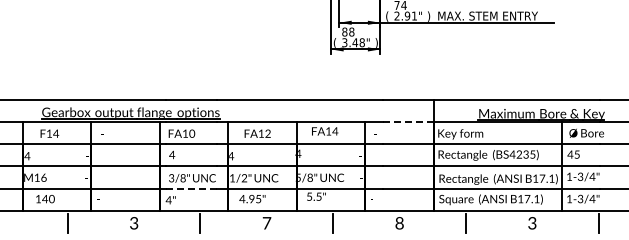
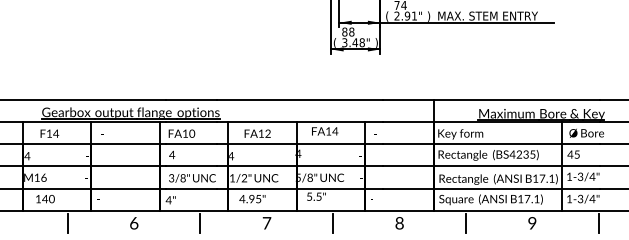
line: dashed -> solid (408, 122)
line: dashed -> solid (192, 188)
text: 3 -> 6 (134, 222)
text: 3 -> 9 (532, 223)
